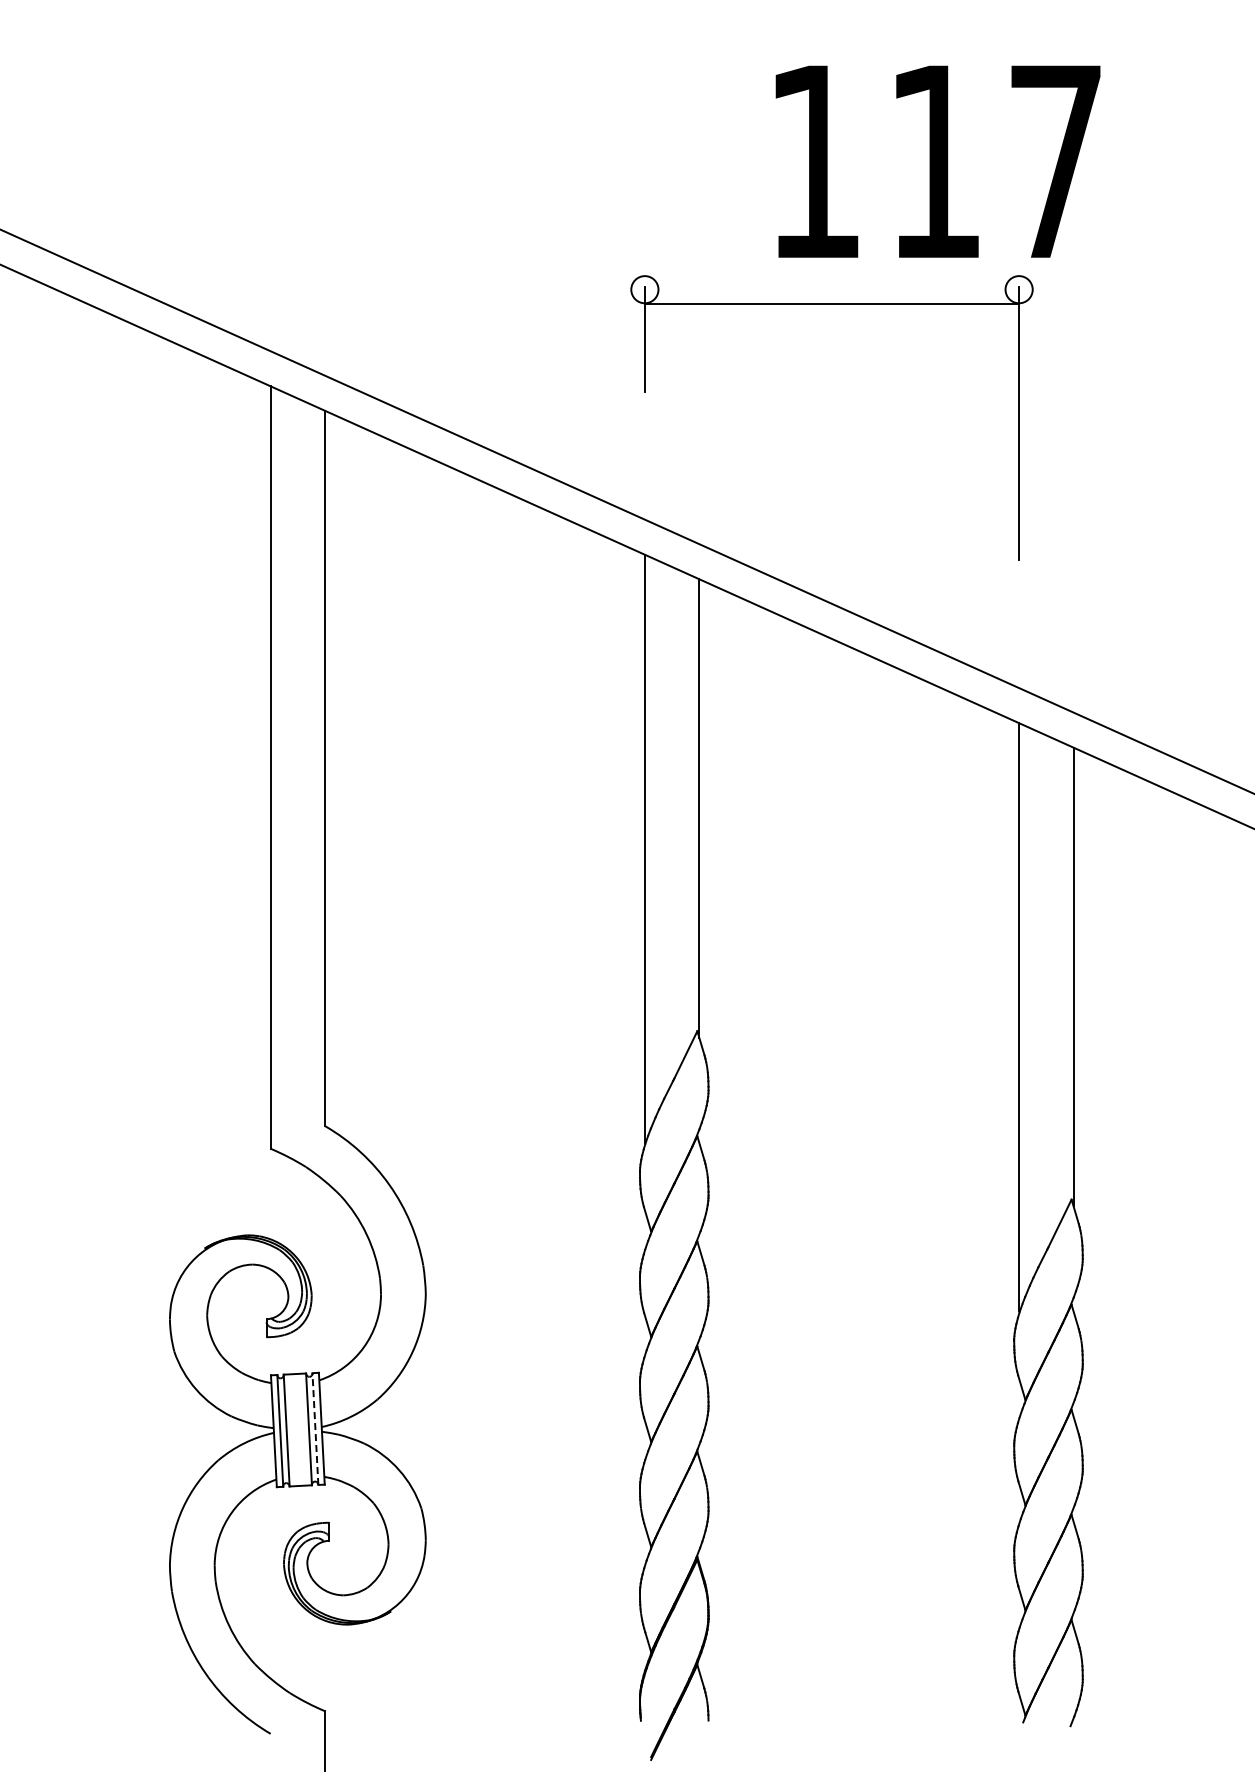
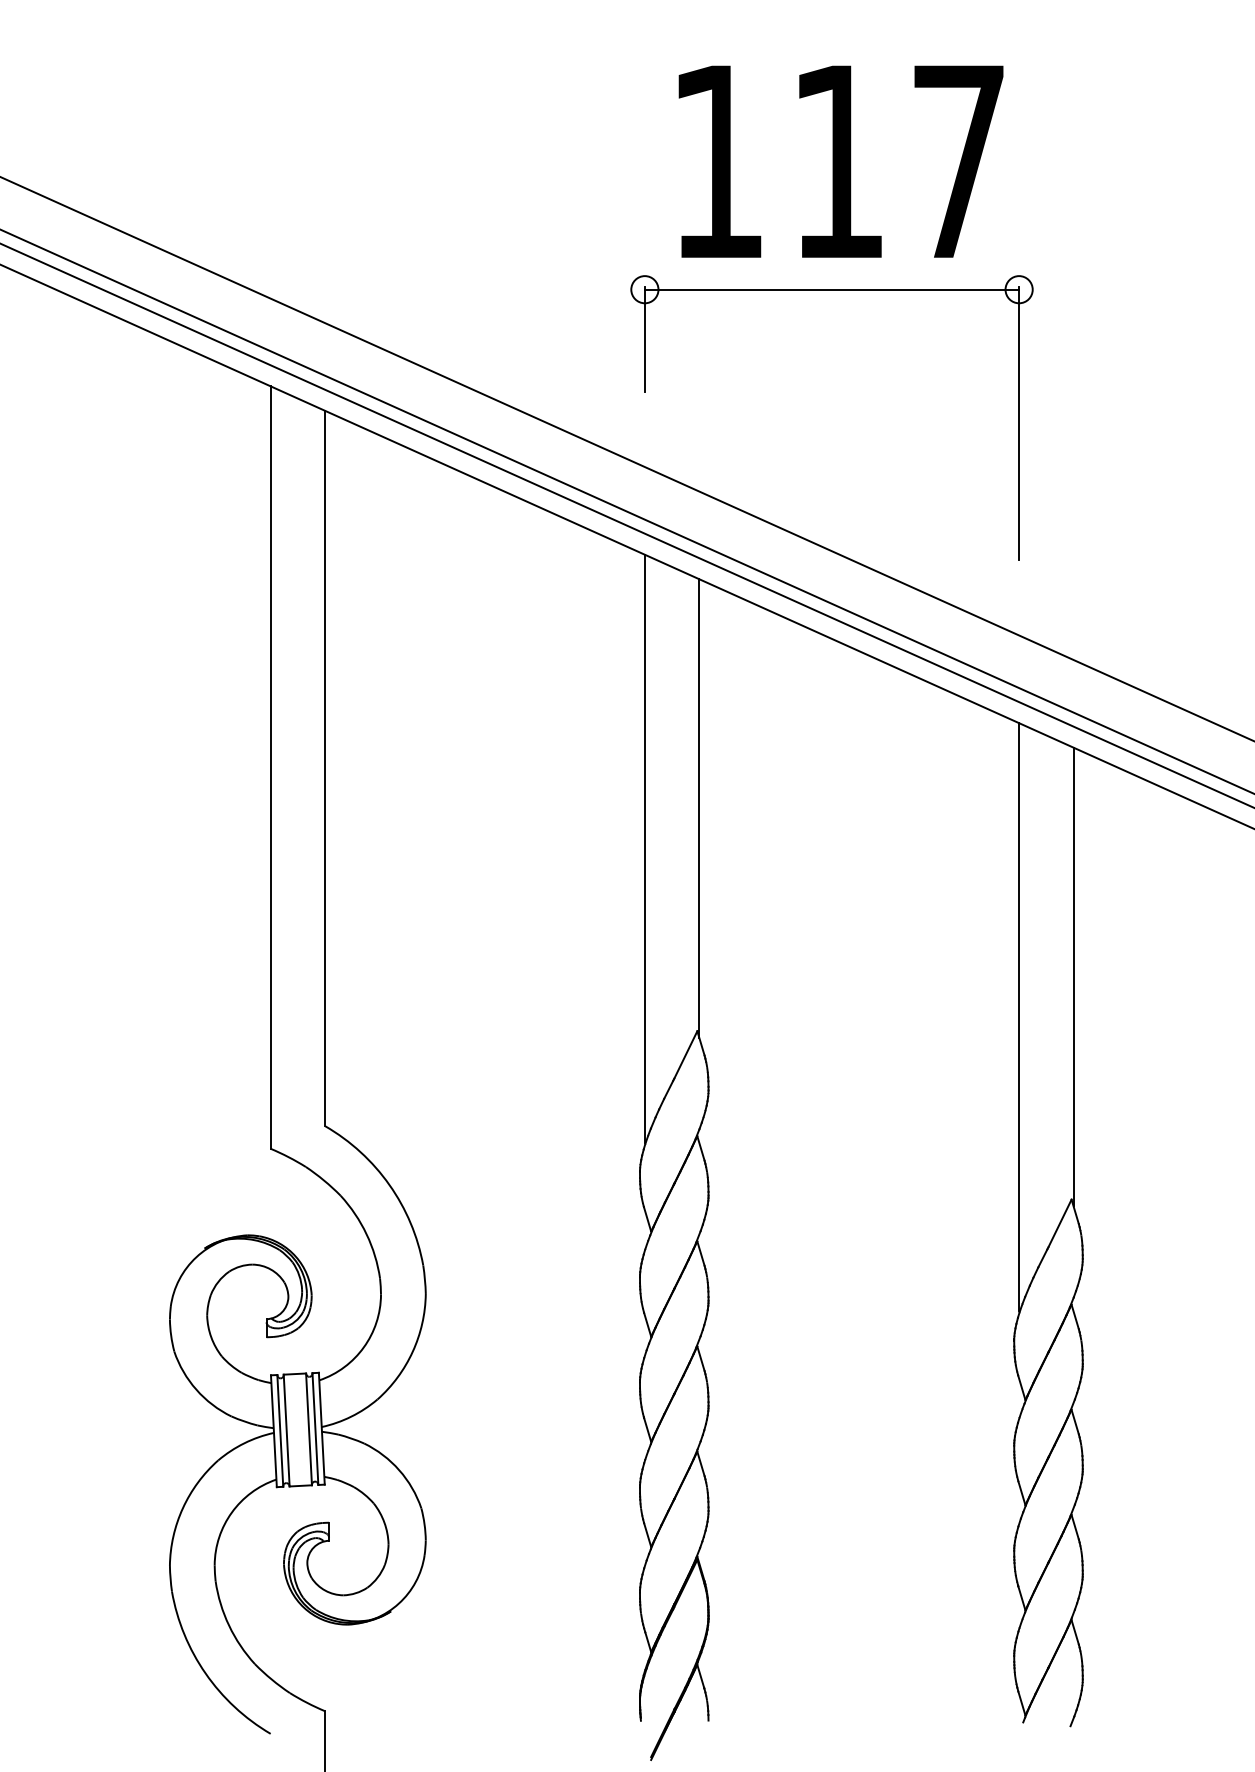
text position: (937, 161) -> (840, 161) (840, 161)
line position: (831, 303) -> (831, 289) (831, 289)
line: none -> present (626, 458)
line: none -> present (626, 525)
line: dashed -> solid (315, 1429)
